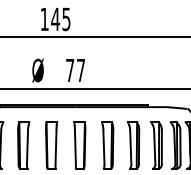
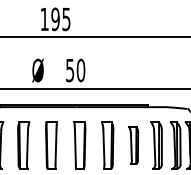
text: 145 -> 195 (55, 19)
text: 77 -> 50 (75, 70)
part size: 14x49 px -> 12x39 px (133, 145)
